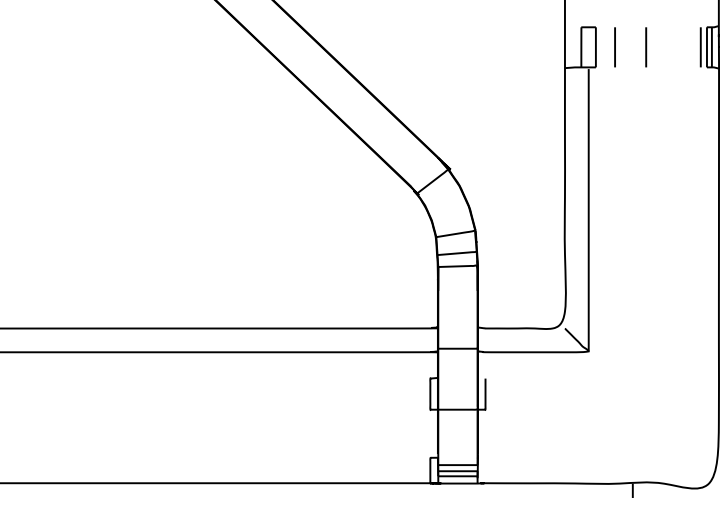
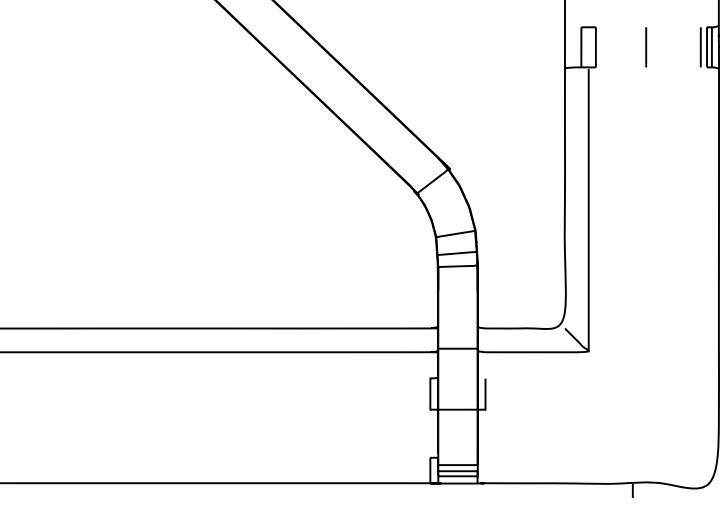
line: present -> none (614, 47)
